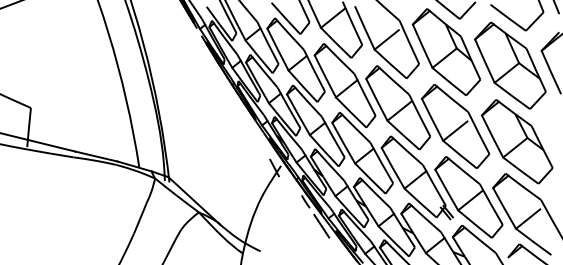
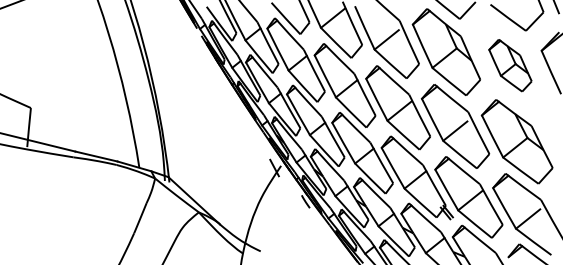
part size: 73x89 px -> 45x54 px (510, 65)
line: present -> none (321, 225)
